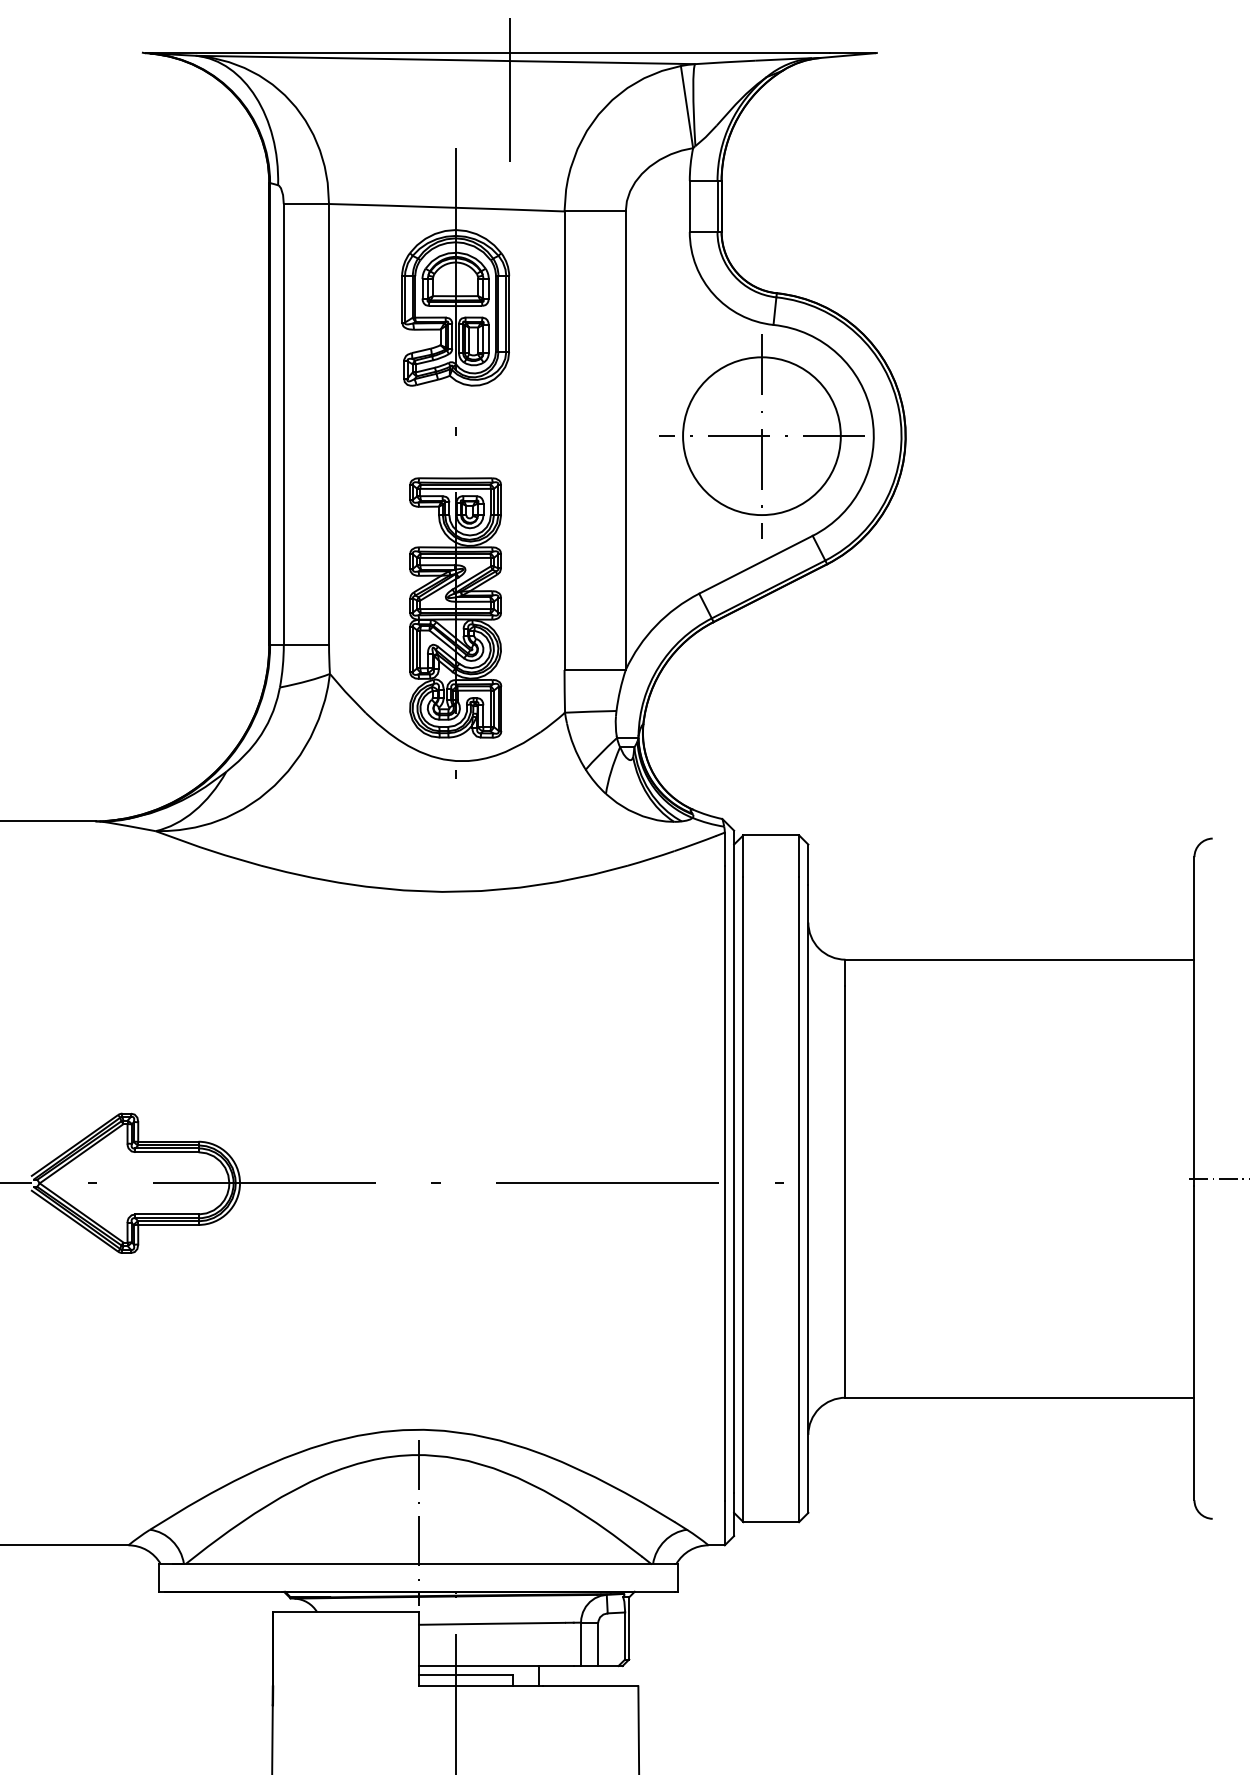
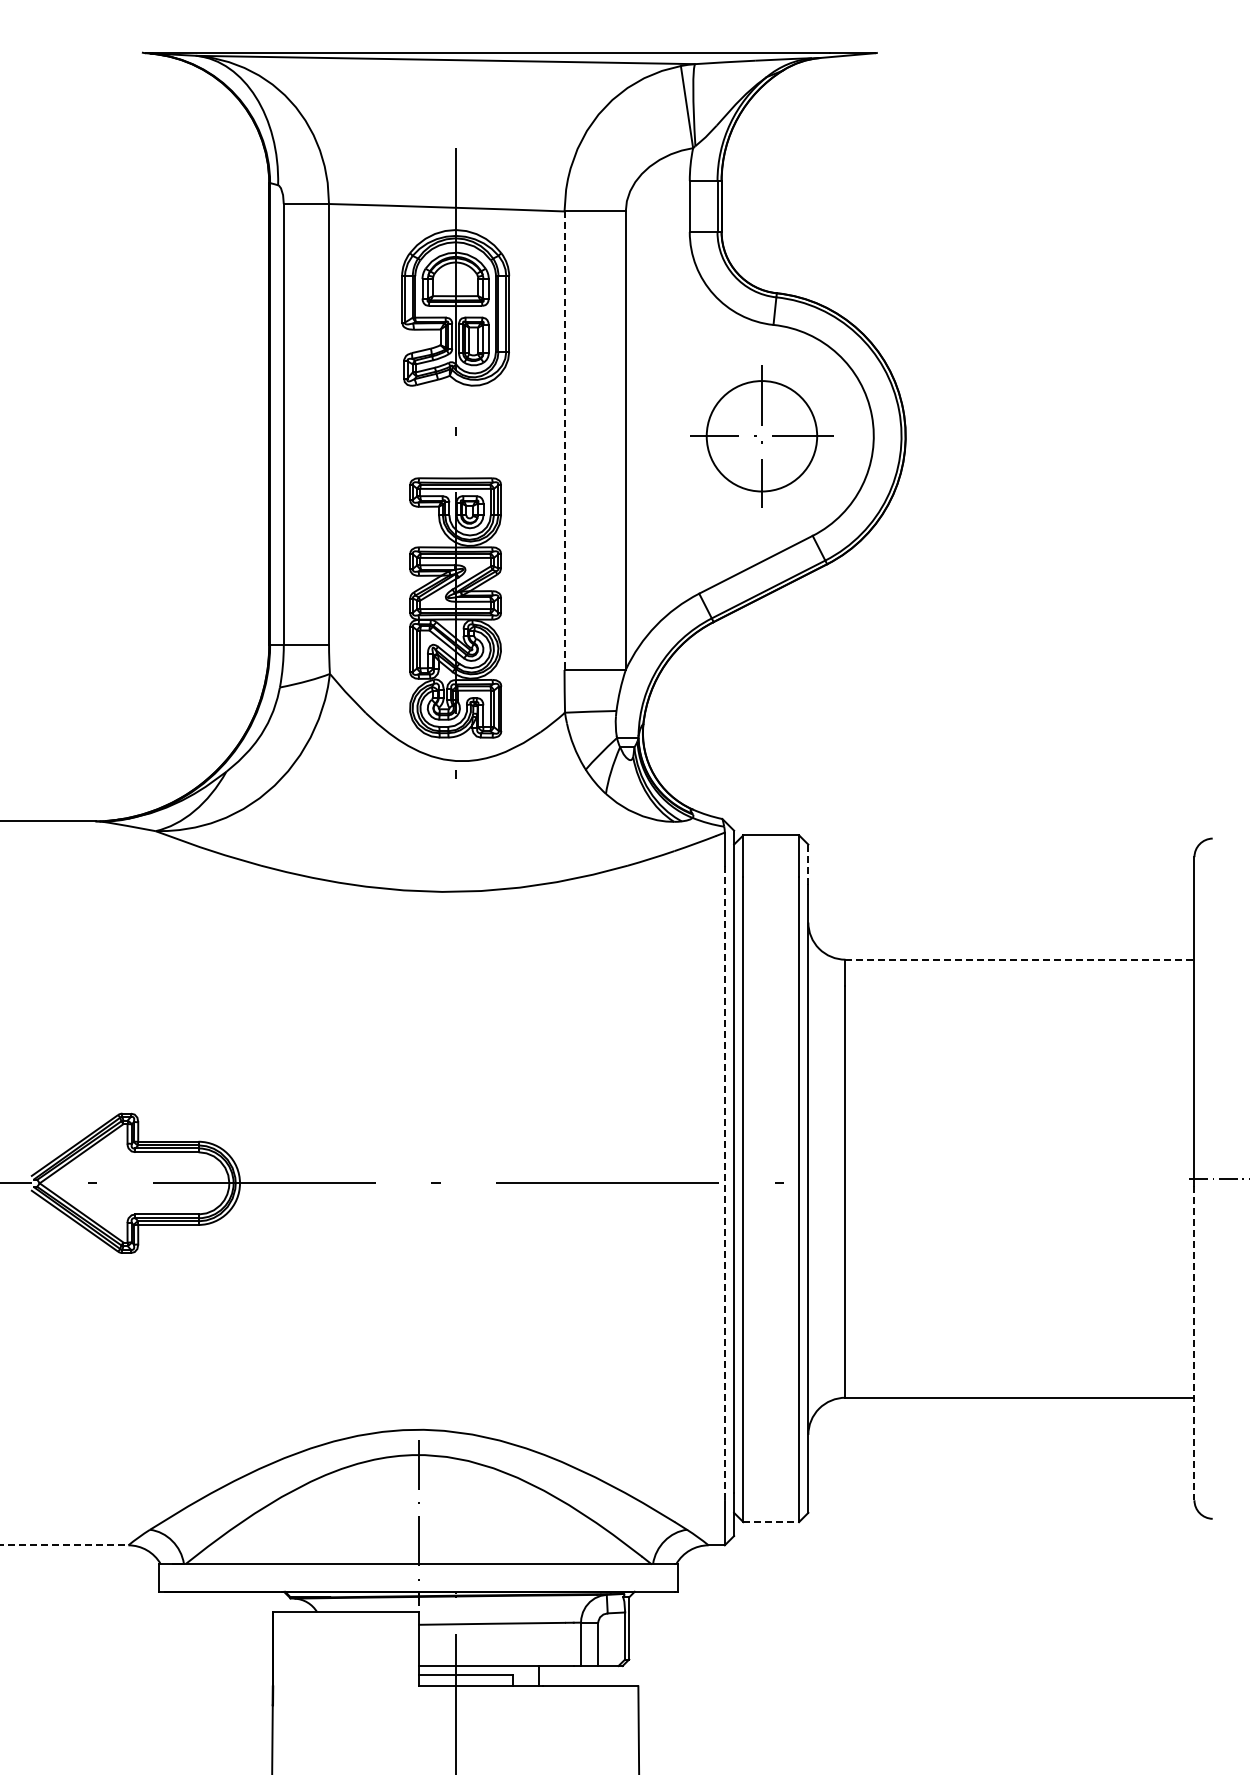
line: present -> none (510, 81)
part size: 206x205 px -> 144x143 px (761, 436)
line: solid -> dashed (564, 441)
line: solid -> dashed (808, 864)
line: solid -> dashed (1020, 959)
line: solid -> dashed (724, 1183)
line: solid -> dashed (1194, 1343)
line: solid -> dashed (771, 1522)
line: solid -> dashed (64, 1545)
